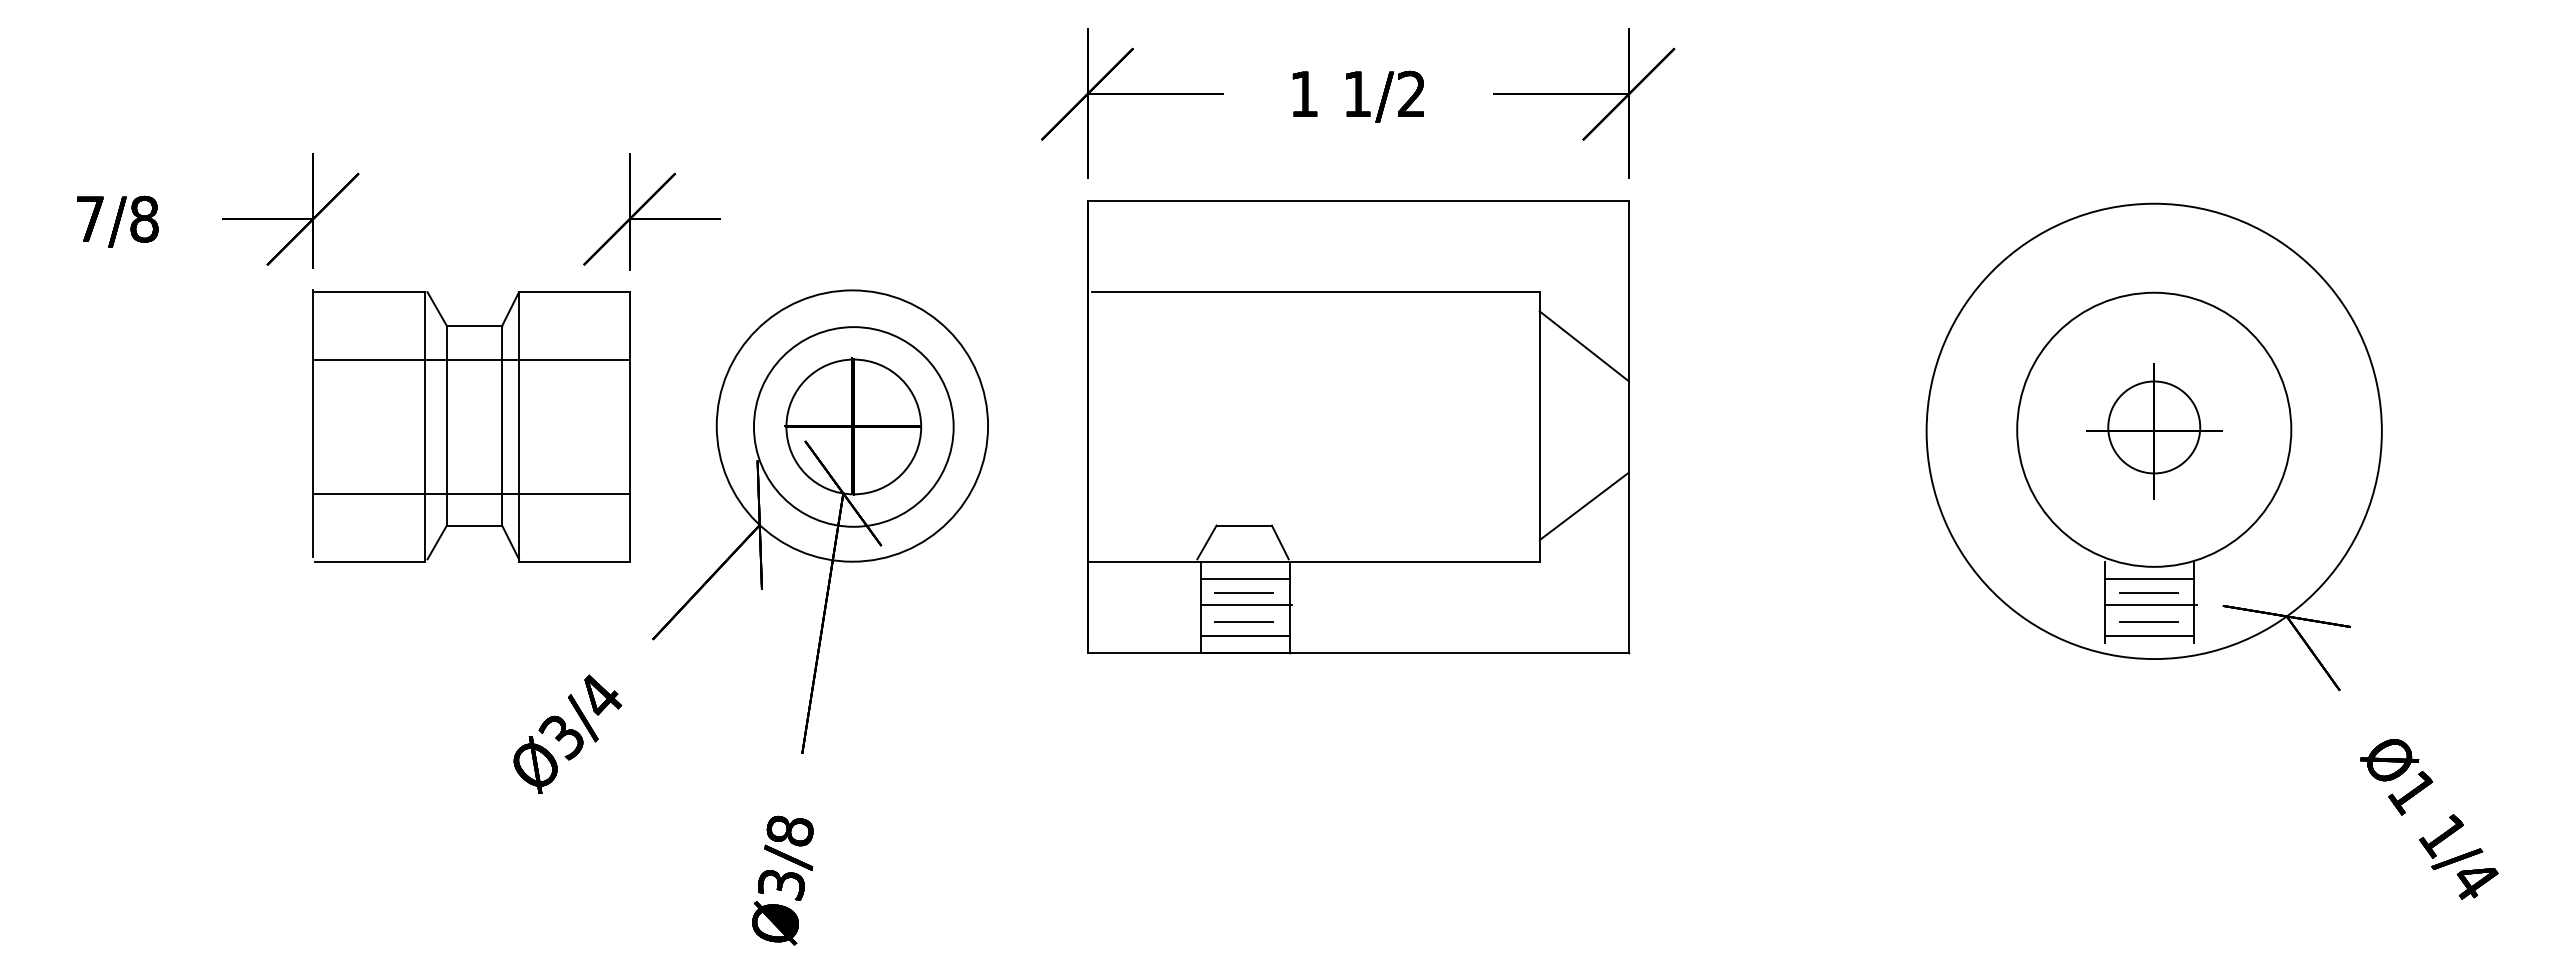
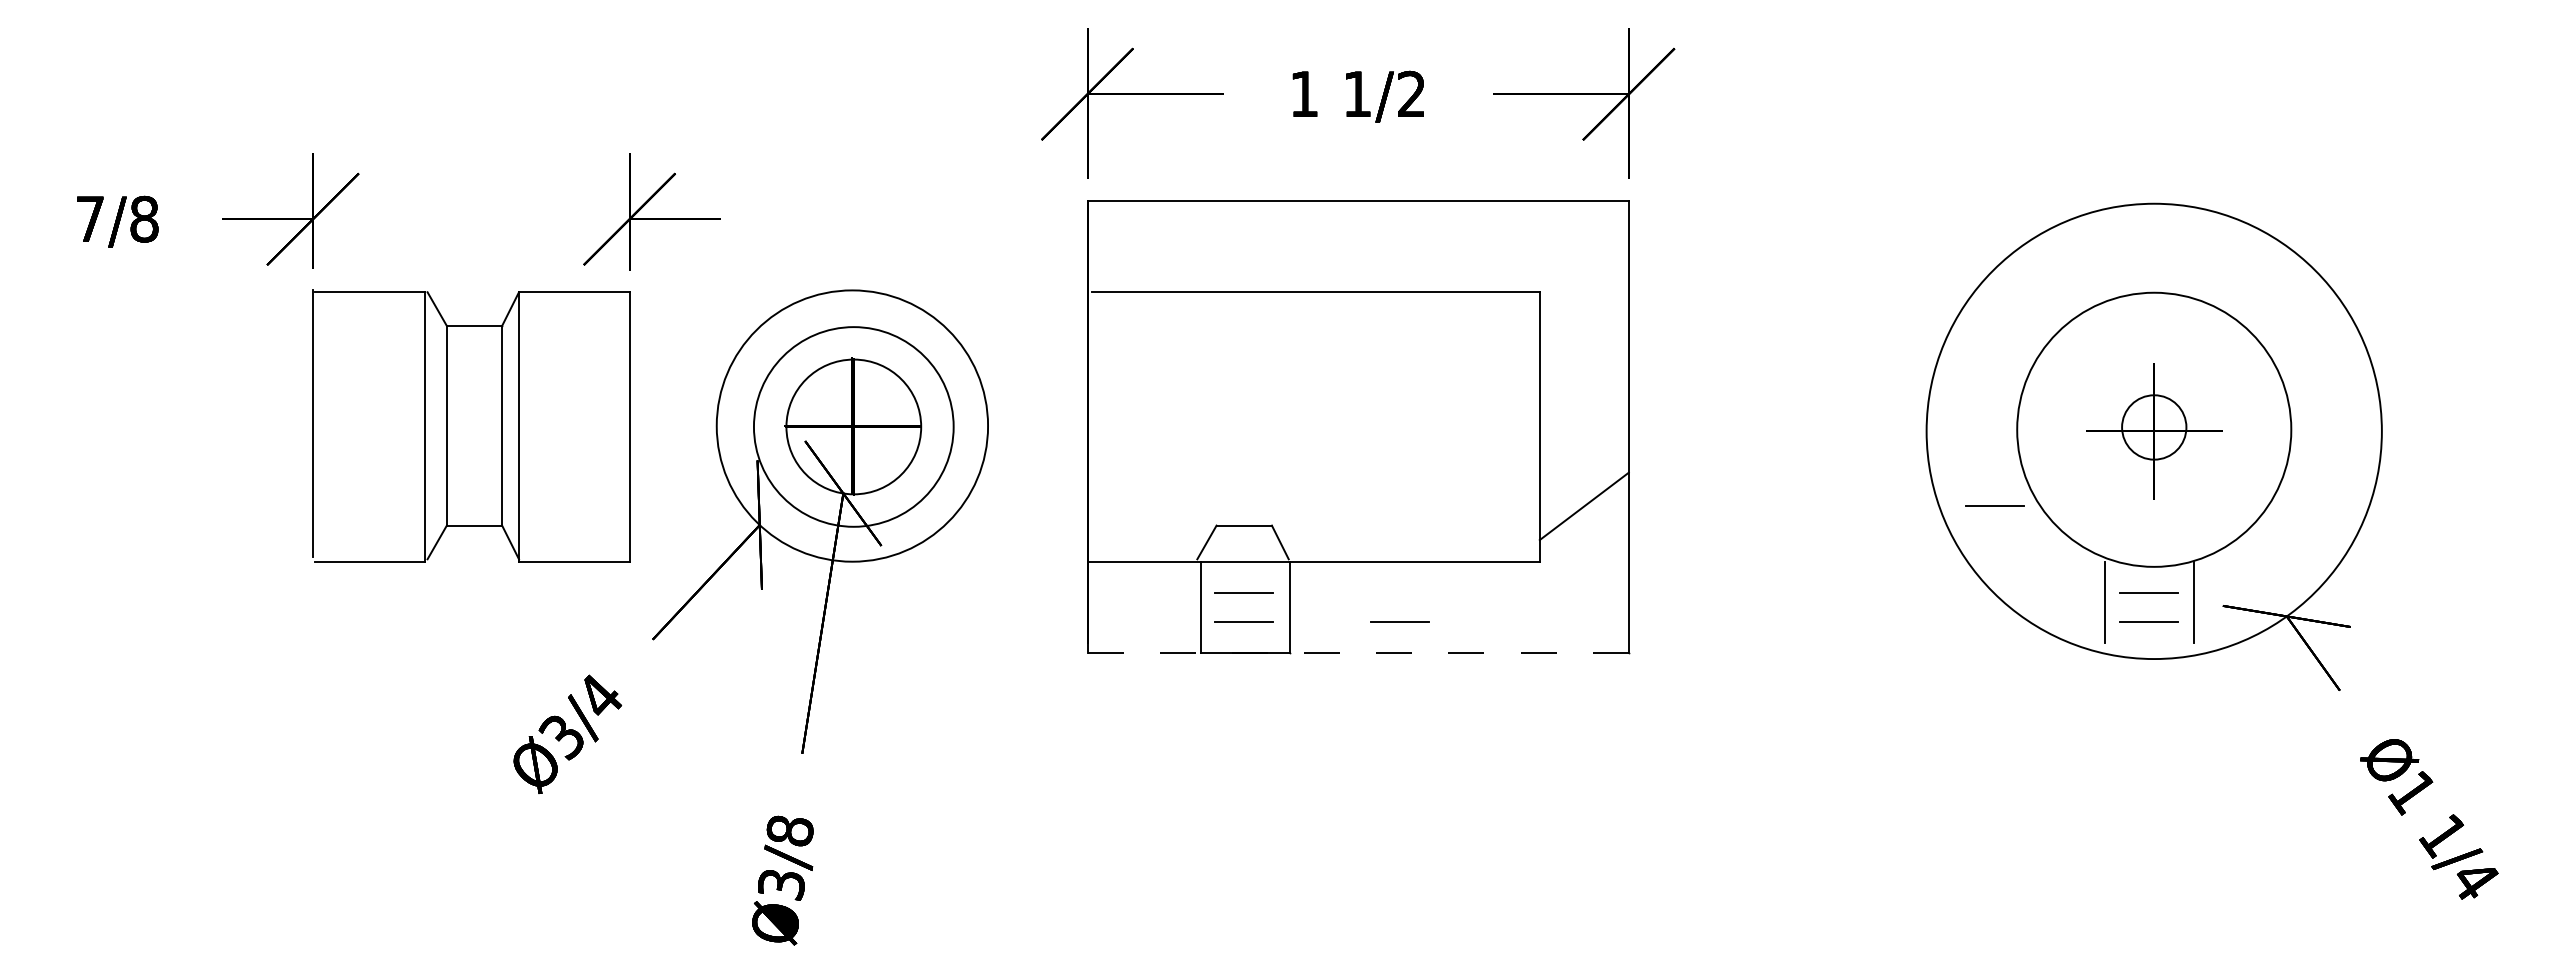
line: present -> none (1583, 346)
line: present -> none (471, 359)
circle diameter: 92 px -> 64 px (2154, 427)
line: present -> none (472, 494)
line: none -> present (1994, 505)
line: present -> none (1244, 578)
line: present -> none (2149, 578)
line: present -> none (1246, 605)
line: present -> none (2150, 605)
line: none -> present (1399, 621)
line: present -> none (1244, 636)
line: present -> none (2149, 636)
line: solid -> dashed (1358, 653)
